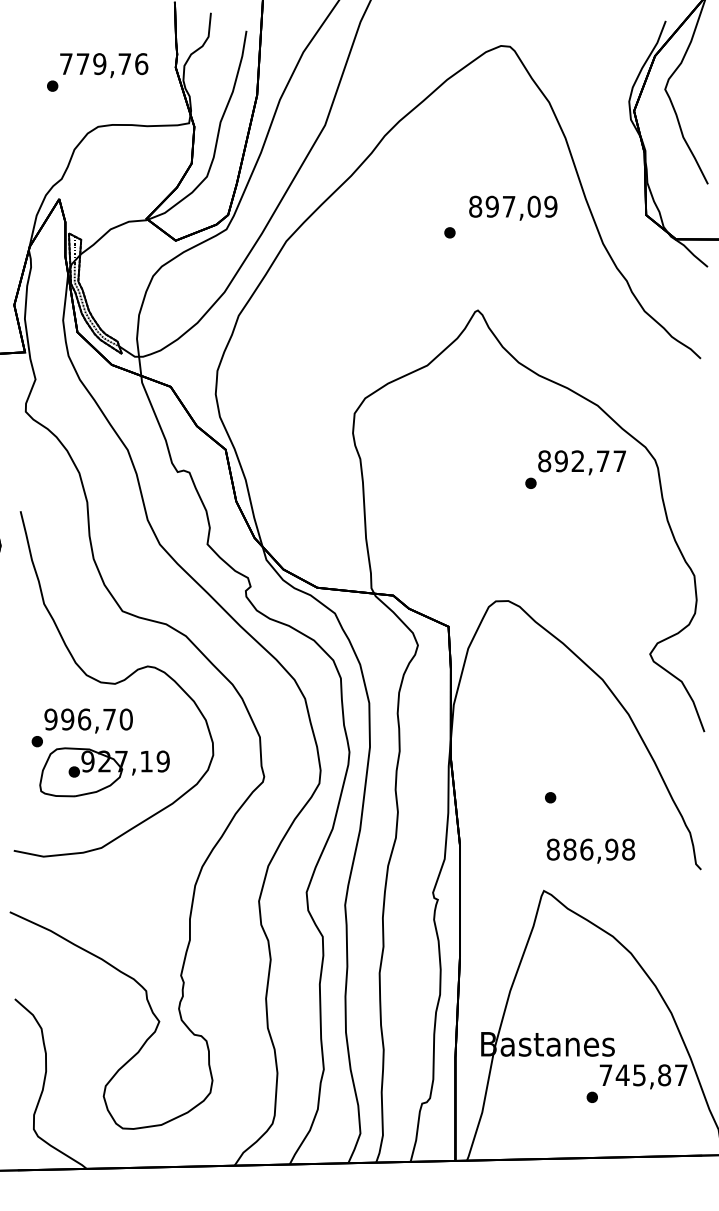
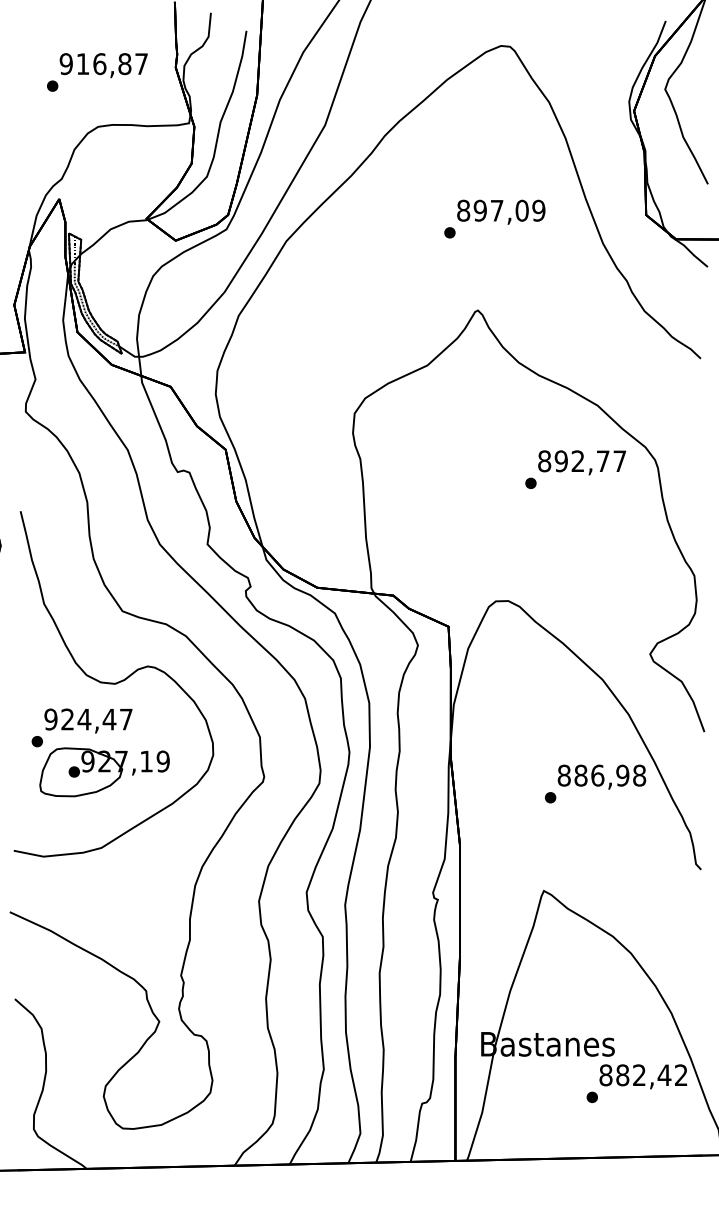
text: 779,76 -> 916,87 (103, 64)
text position: (513, 207) -> (501, 211) (501, 211)
text: 996,70 -> 924,47 (96, 719)
text position: (590, 850) -> (601, 776) (601, 776)
text: 745,87 -> 882,42 (643, 1075)
